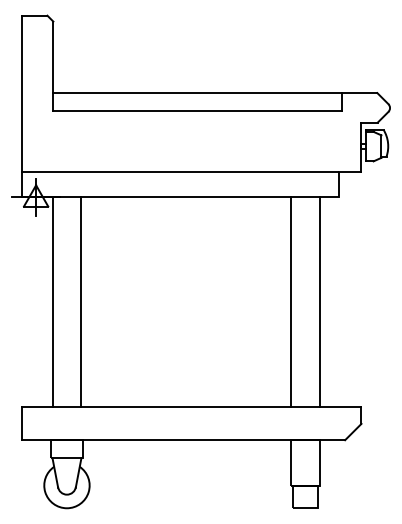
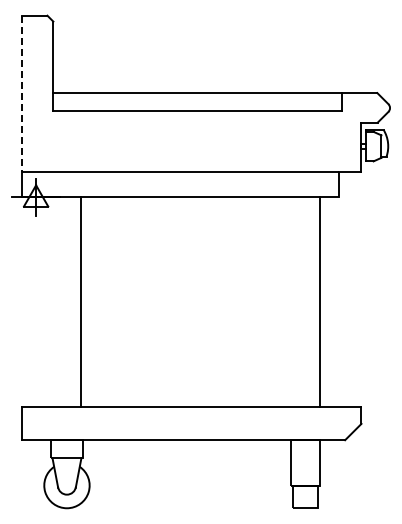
line: solid -> dashed (21, 94)
line: present -> none (52, 302)
line: present -> none (290, 302)
